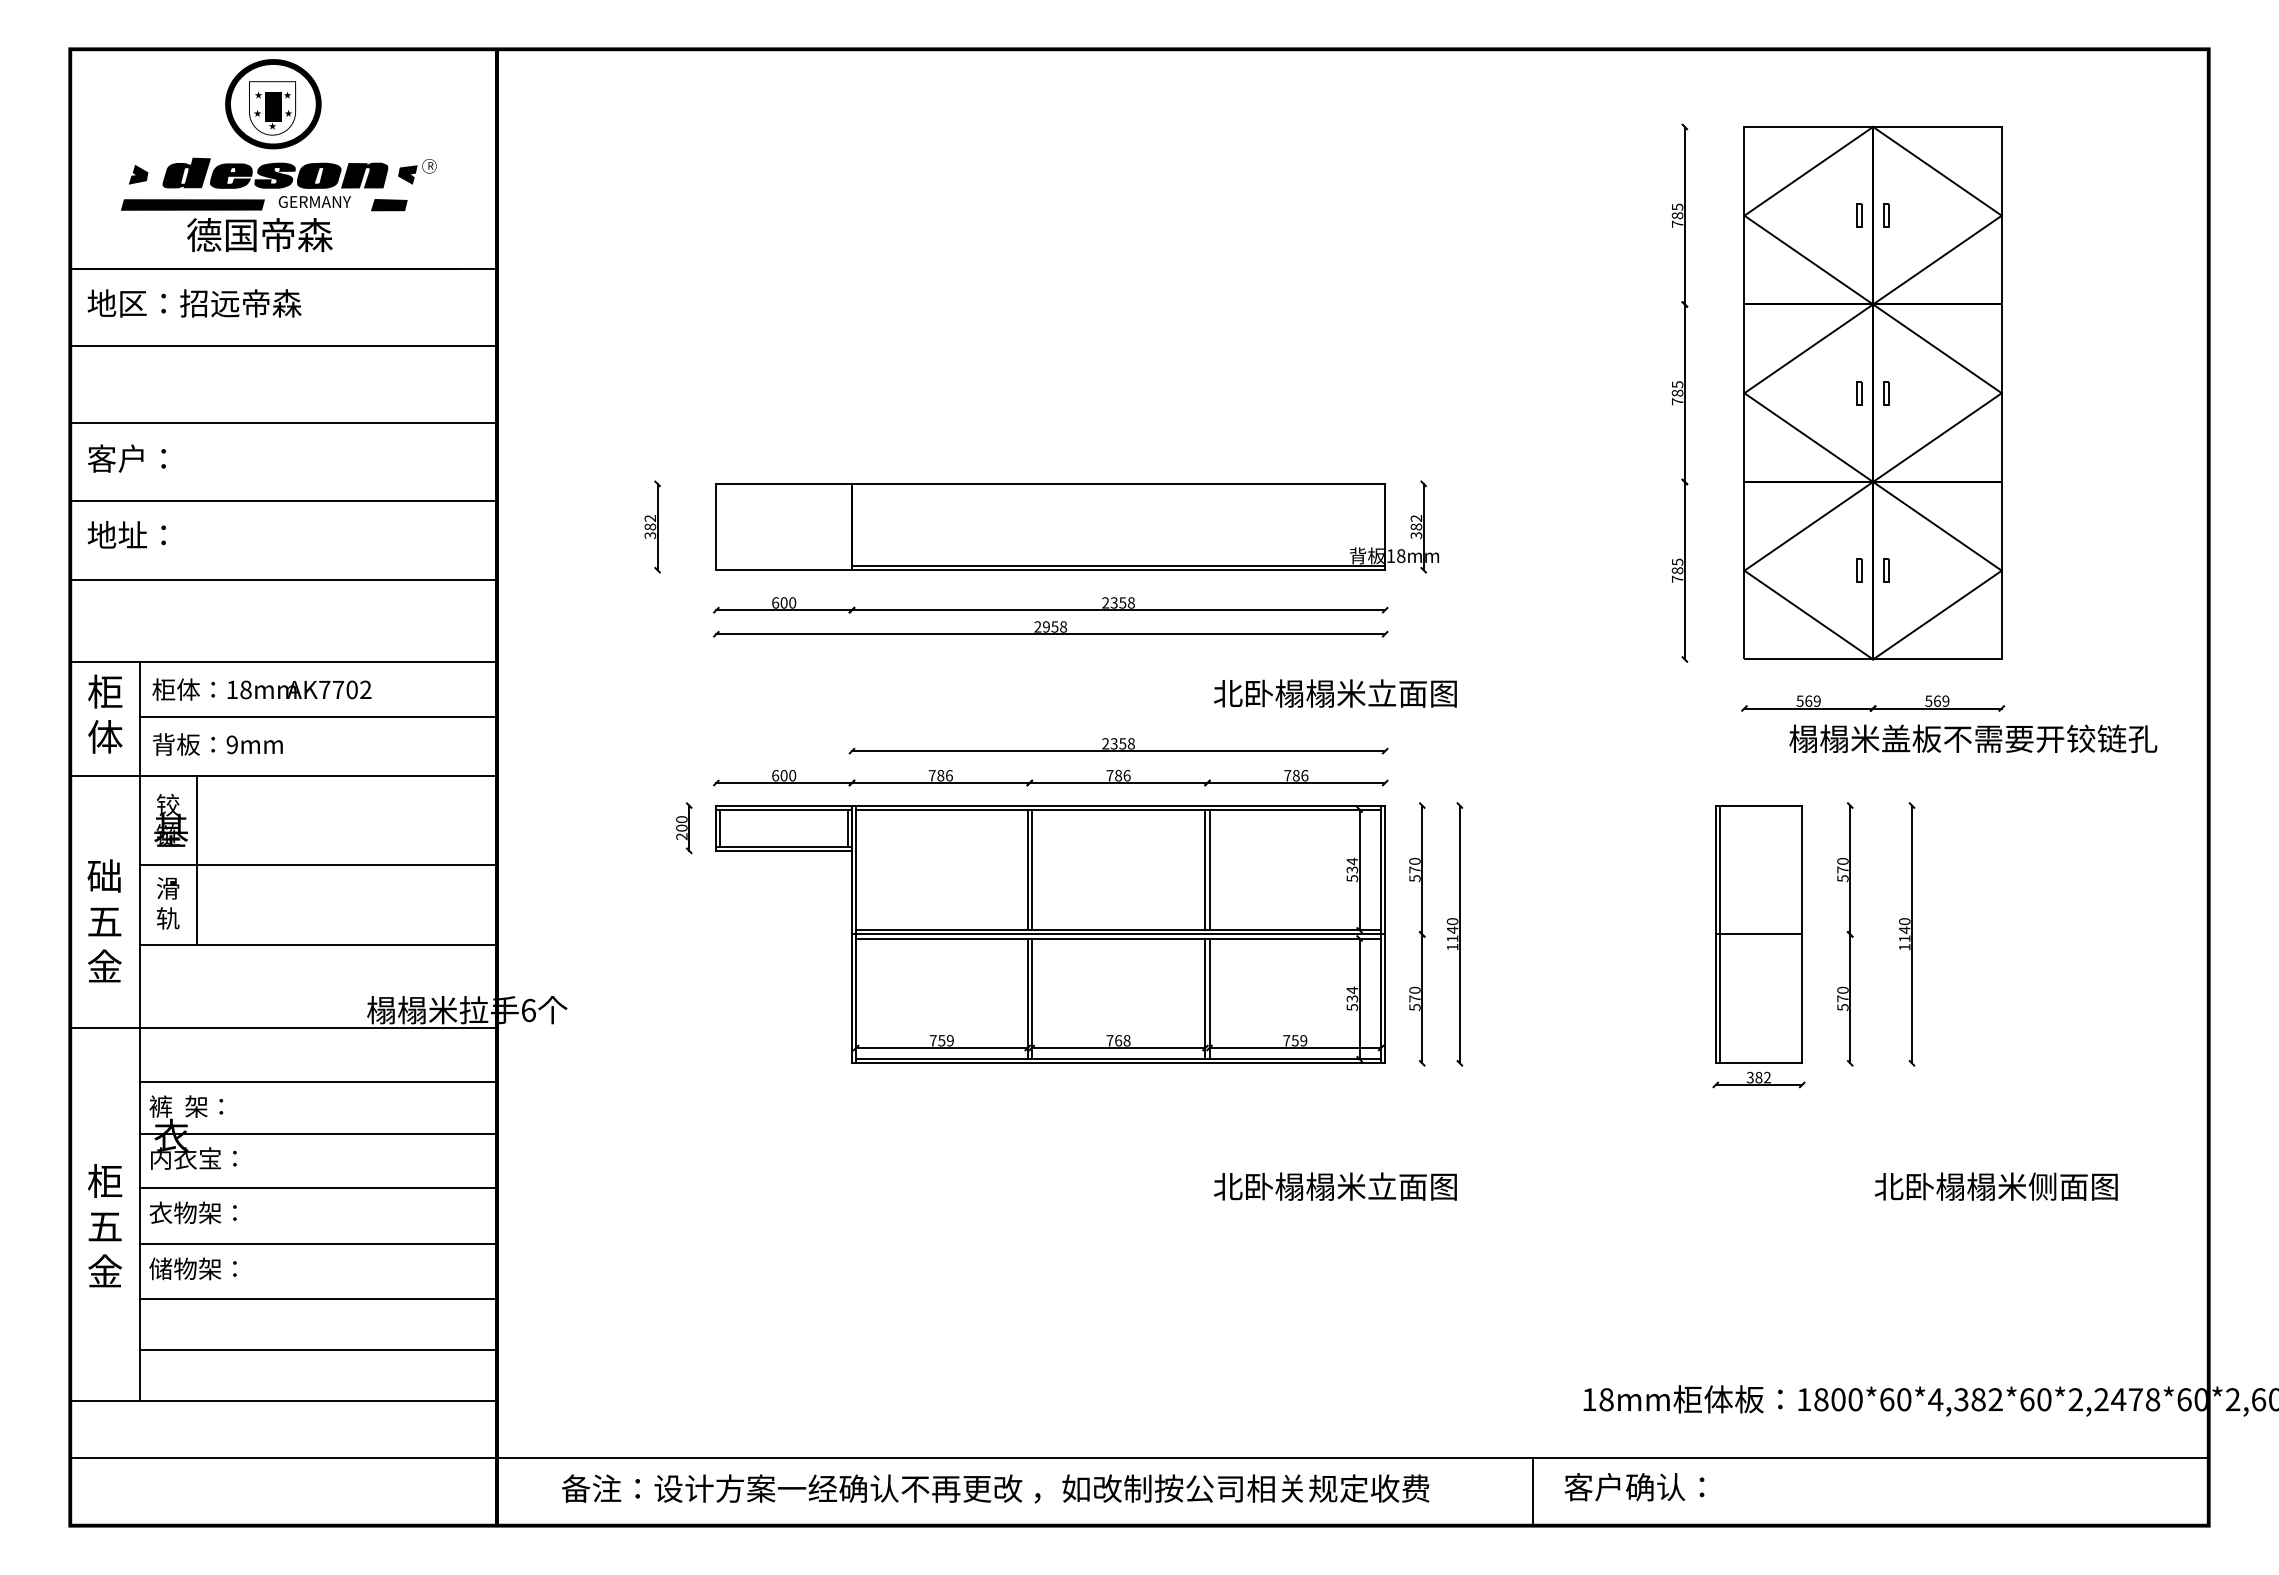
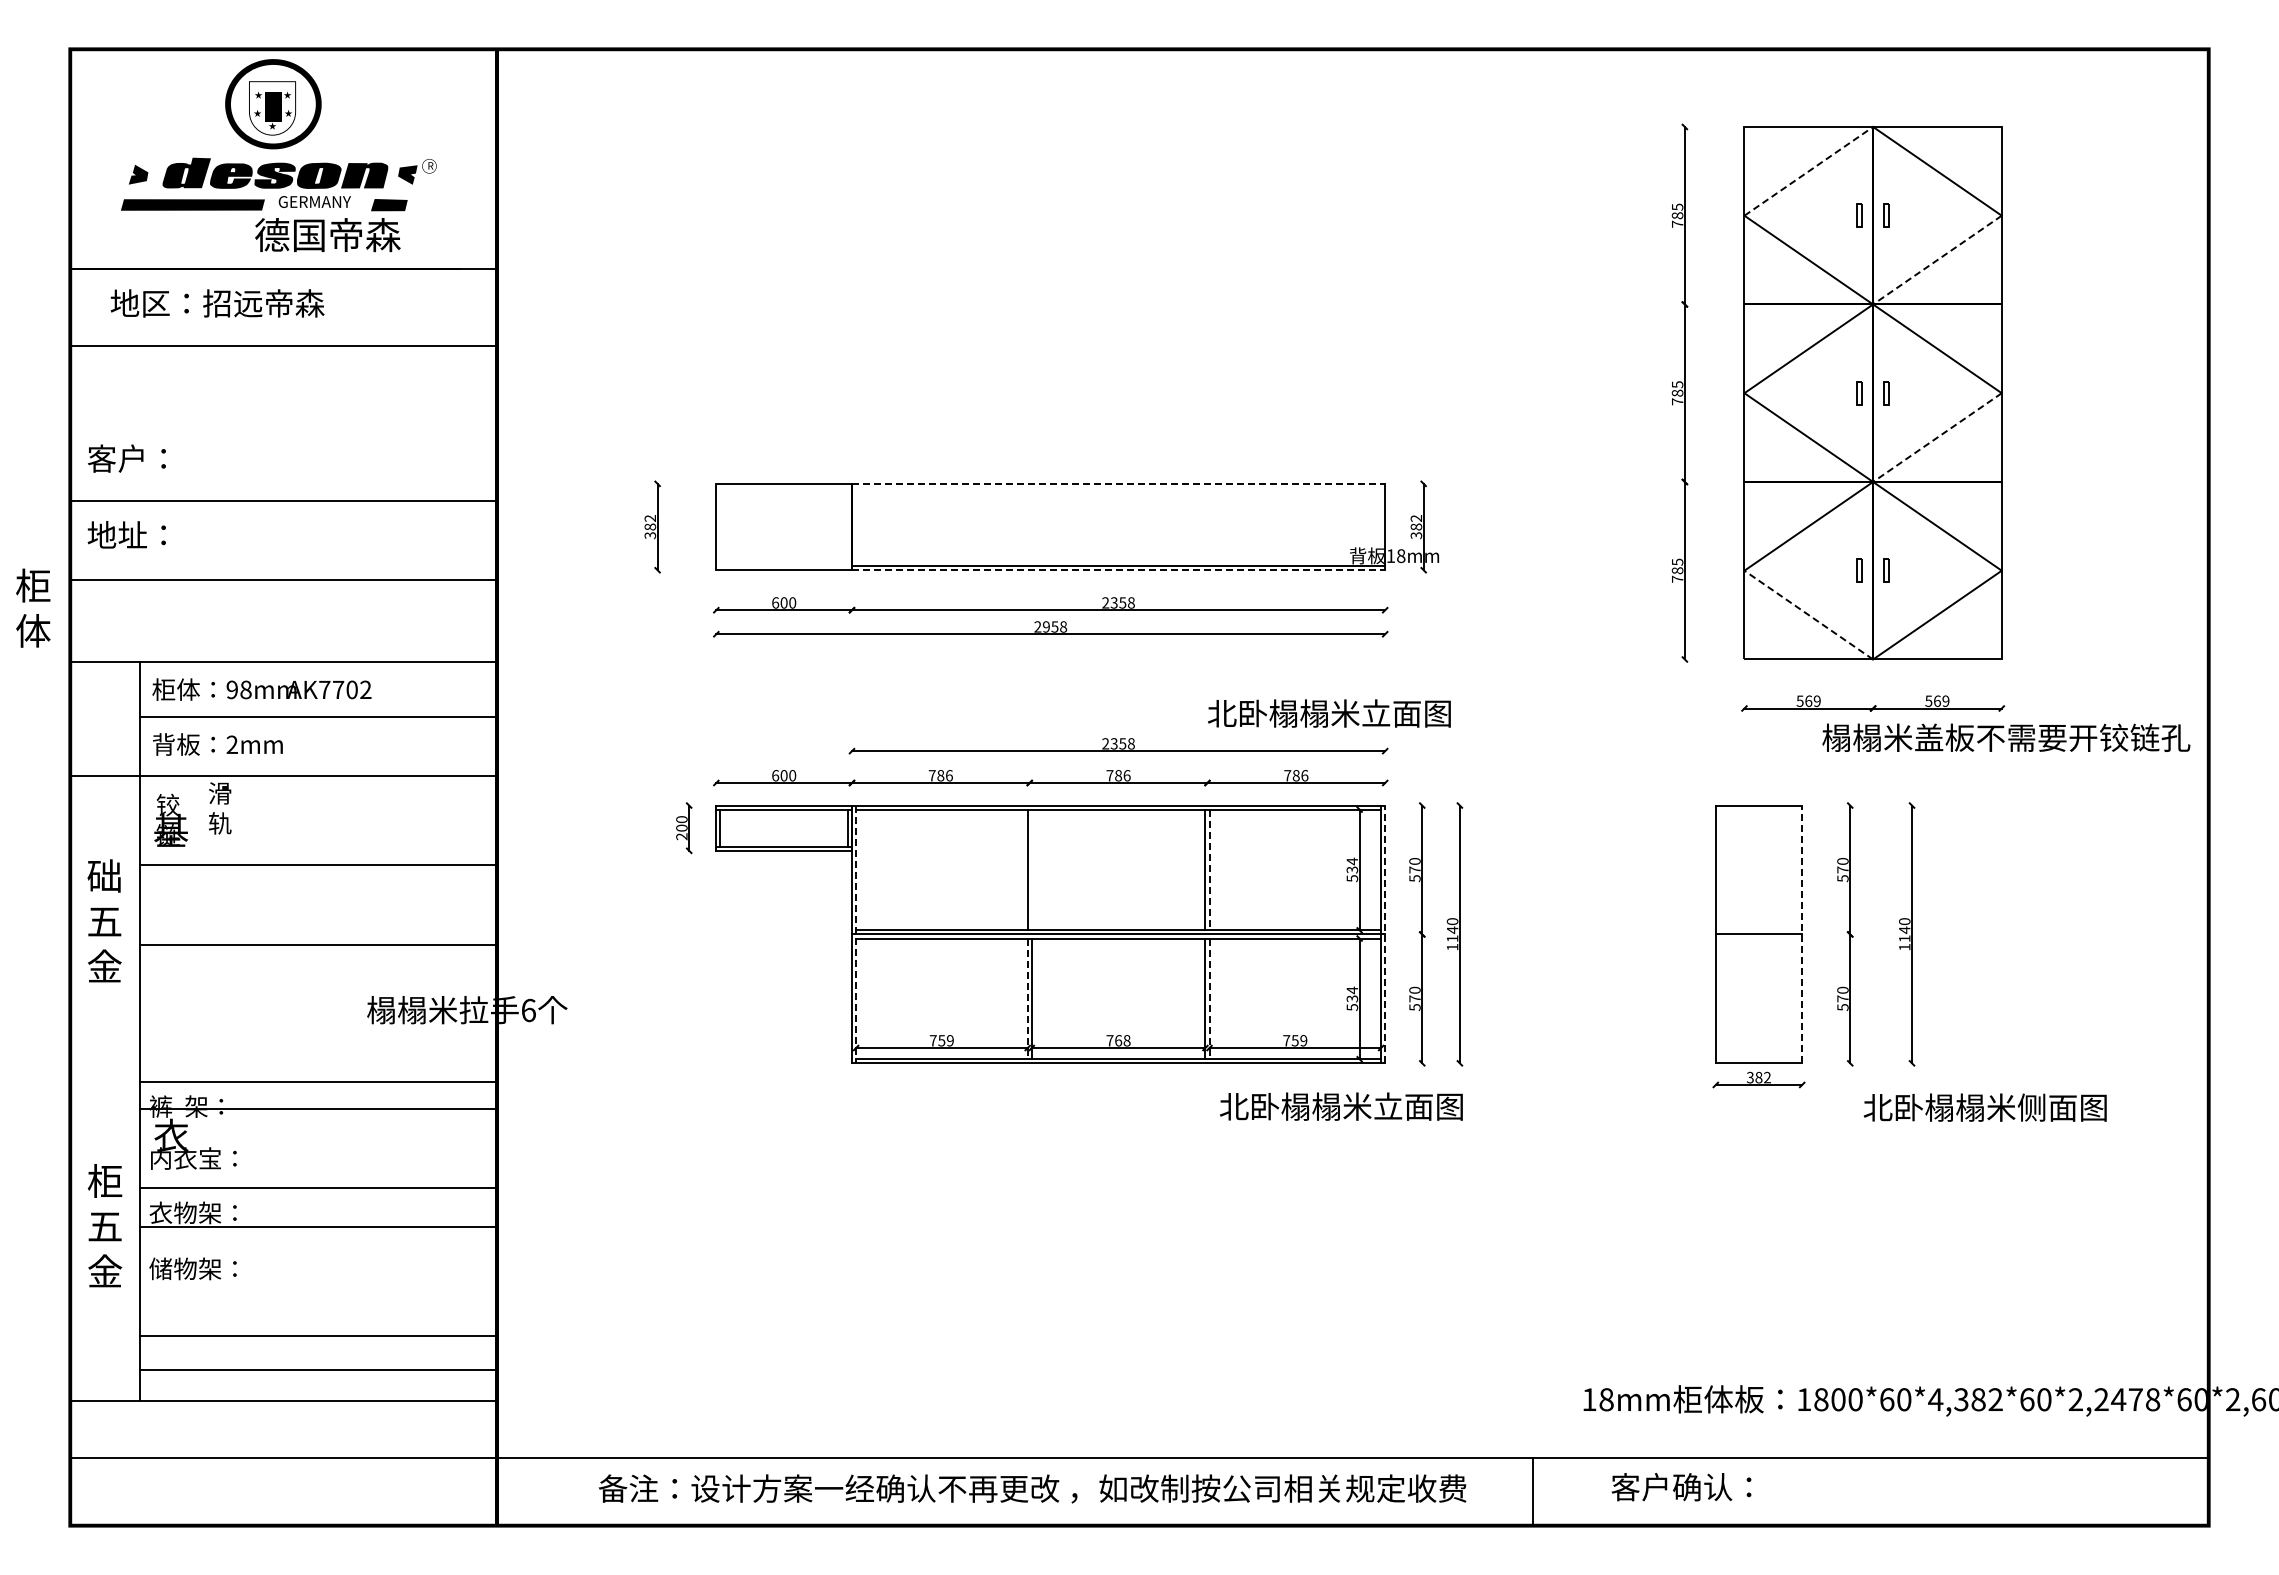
line: solid -> dashed (1809, 171)
text position: (259, 235) -> (327, 235) (327, 235)
line: solid -> dashed (1937, 260)
text position: (194, 303) -> (217, 303) (217, 303)
line: present -> none (284, 422)
line: solid -> dashed (1937, 437)
line: solid -> dashed (1118, 483)
line: solid -> dashed (1118, 570)
line: solid -> dashed (1808, 614)
text: 18mm -> 98mm (231, 689)
text position: (1335, 693) -> (1329, 713) (1329, 713)
text position: (105, 713) -> (33, 607) (33, 607)
text position: (1973, 738) -> (2006, 737) (2006, 737)
text: 9mm -> 2mm (231, 745)
line: present -> none (196, 860)
line: present -> none (1031, 869)
line: solid -> dashed (1209, 870)
text position: (168, 903) -> (220, 808) (220, 808)
line: solid -> dashed (856, 934)
line: solid -> dashed (1385, 934)
line: present -> none (1719, 934)
line: solid -> dashed (1802, 934)
line: solid -> dashed (1027, 999)
line: solid -> dashed (1209, 999)
line: present -> none (283, 1028)
line position: (318, 1134) -> (318, 1109) (318, 1109)
text position: (1335, 1186) -> (1341, 1106) (1341, 1106)
text position: (1995, 1186) -> (1984, 1107) (1984, 1107)
line position: (318, 1244) -> (318, 1227) (318, 1227)
line position: (318, 1299) -> (318, 1336) (318, 1336)
line position: (318, 1349) -> (318, 1369) (318, 1369)
text position: (1634, 1487) -> (1681, 1487) (1681, 1487)
text position: (995, 1488) -> (1032, 1488) (1032, 1488)
